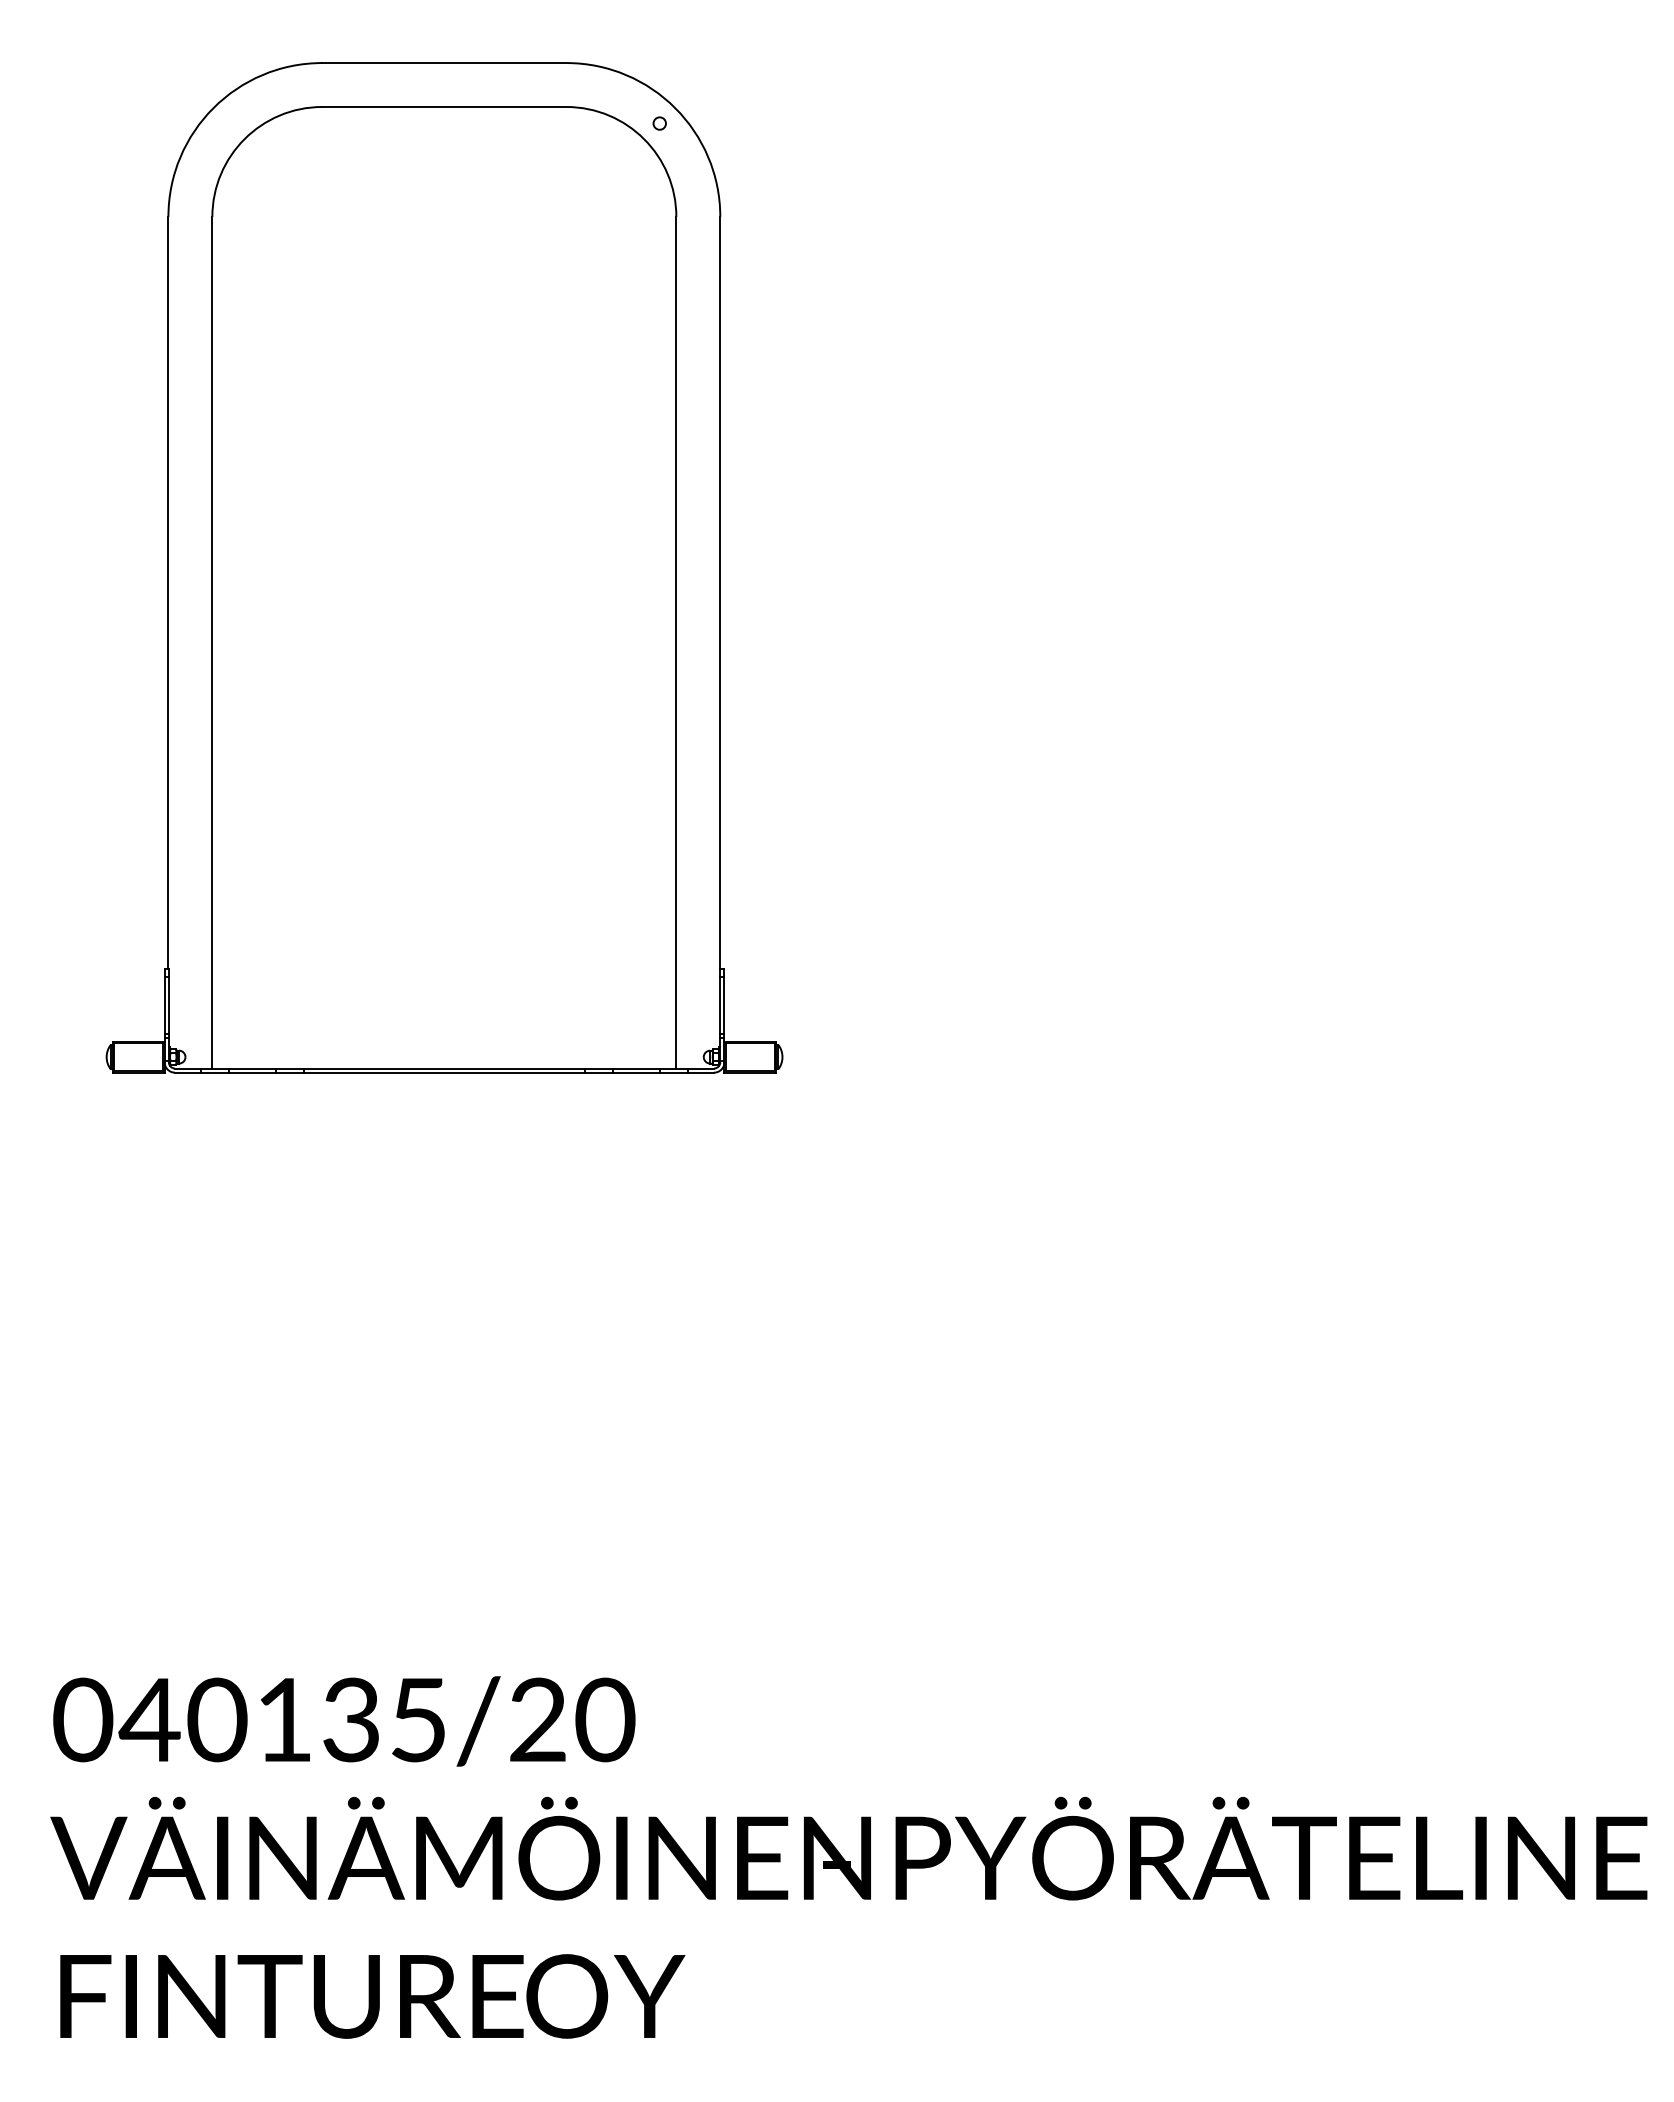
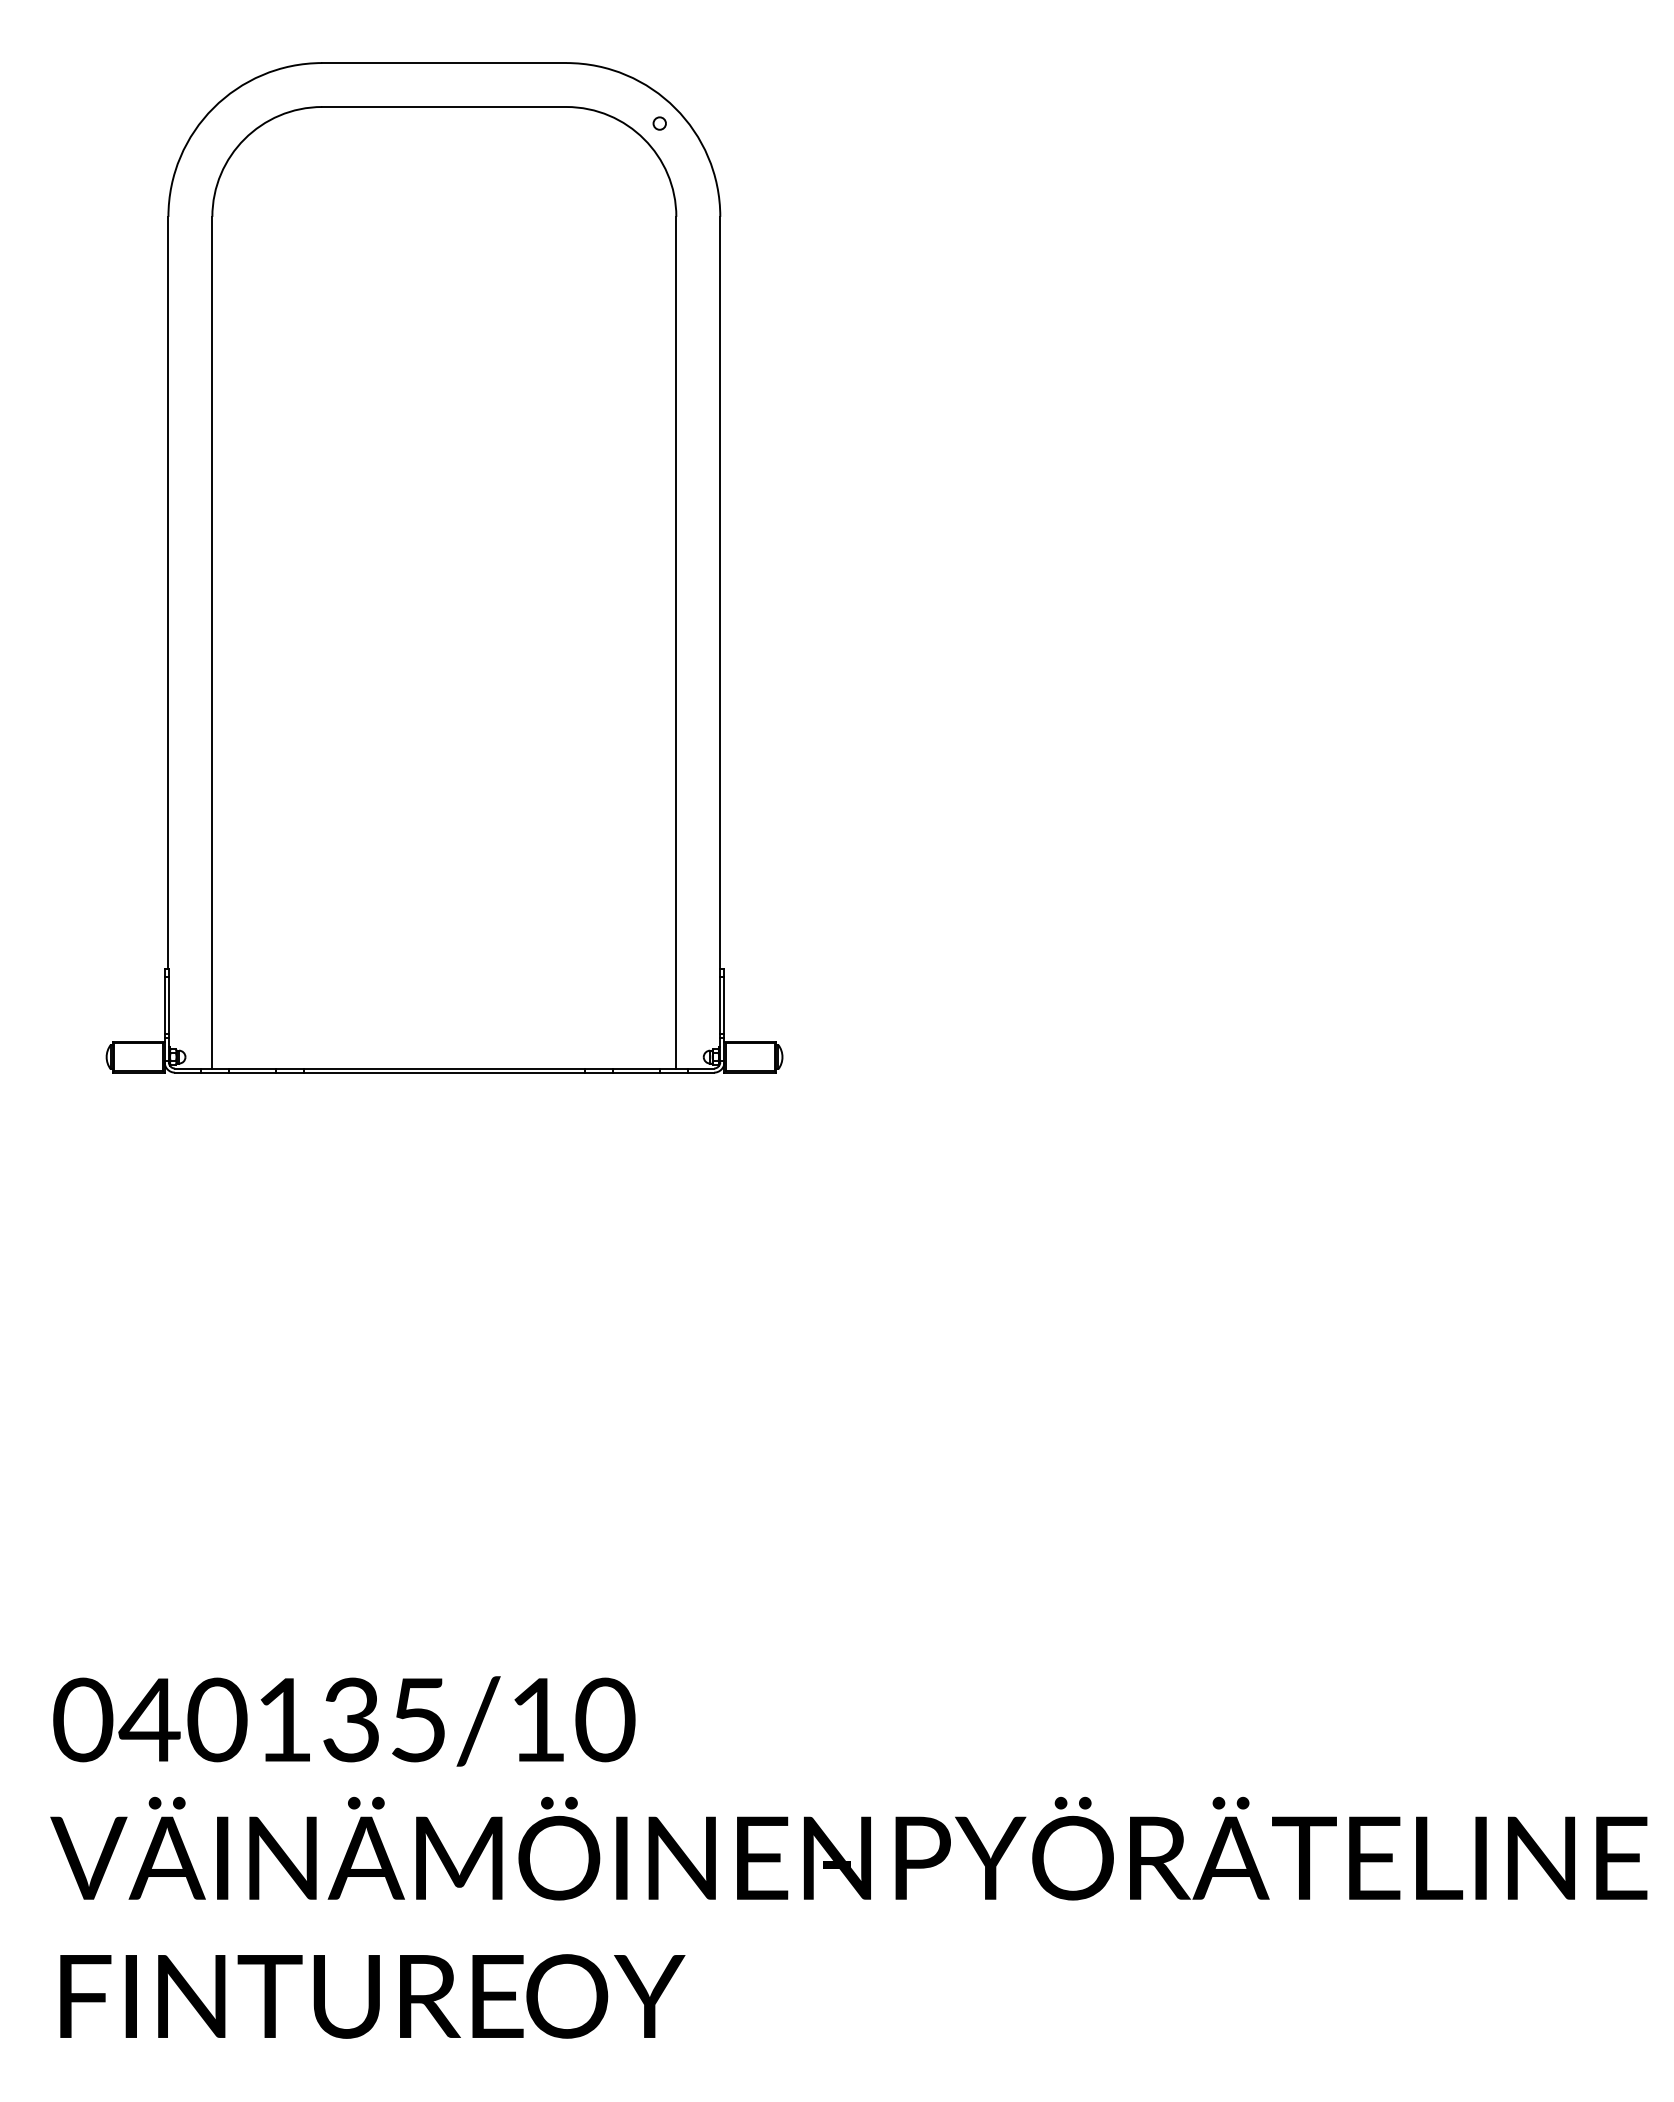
text: 040135/20 -> 040135/10 (537, 1719)
